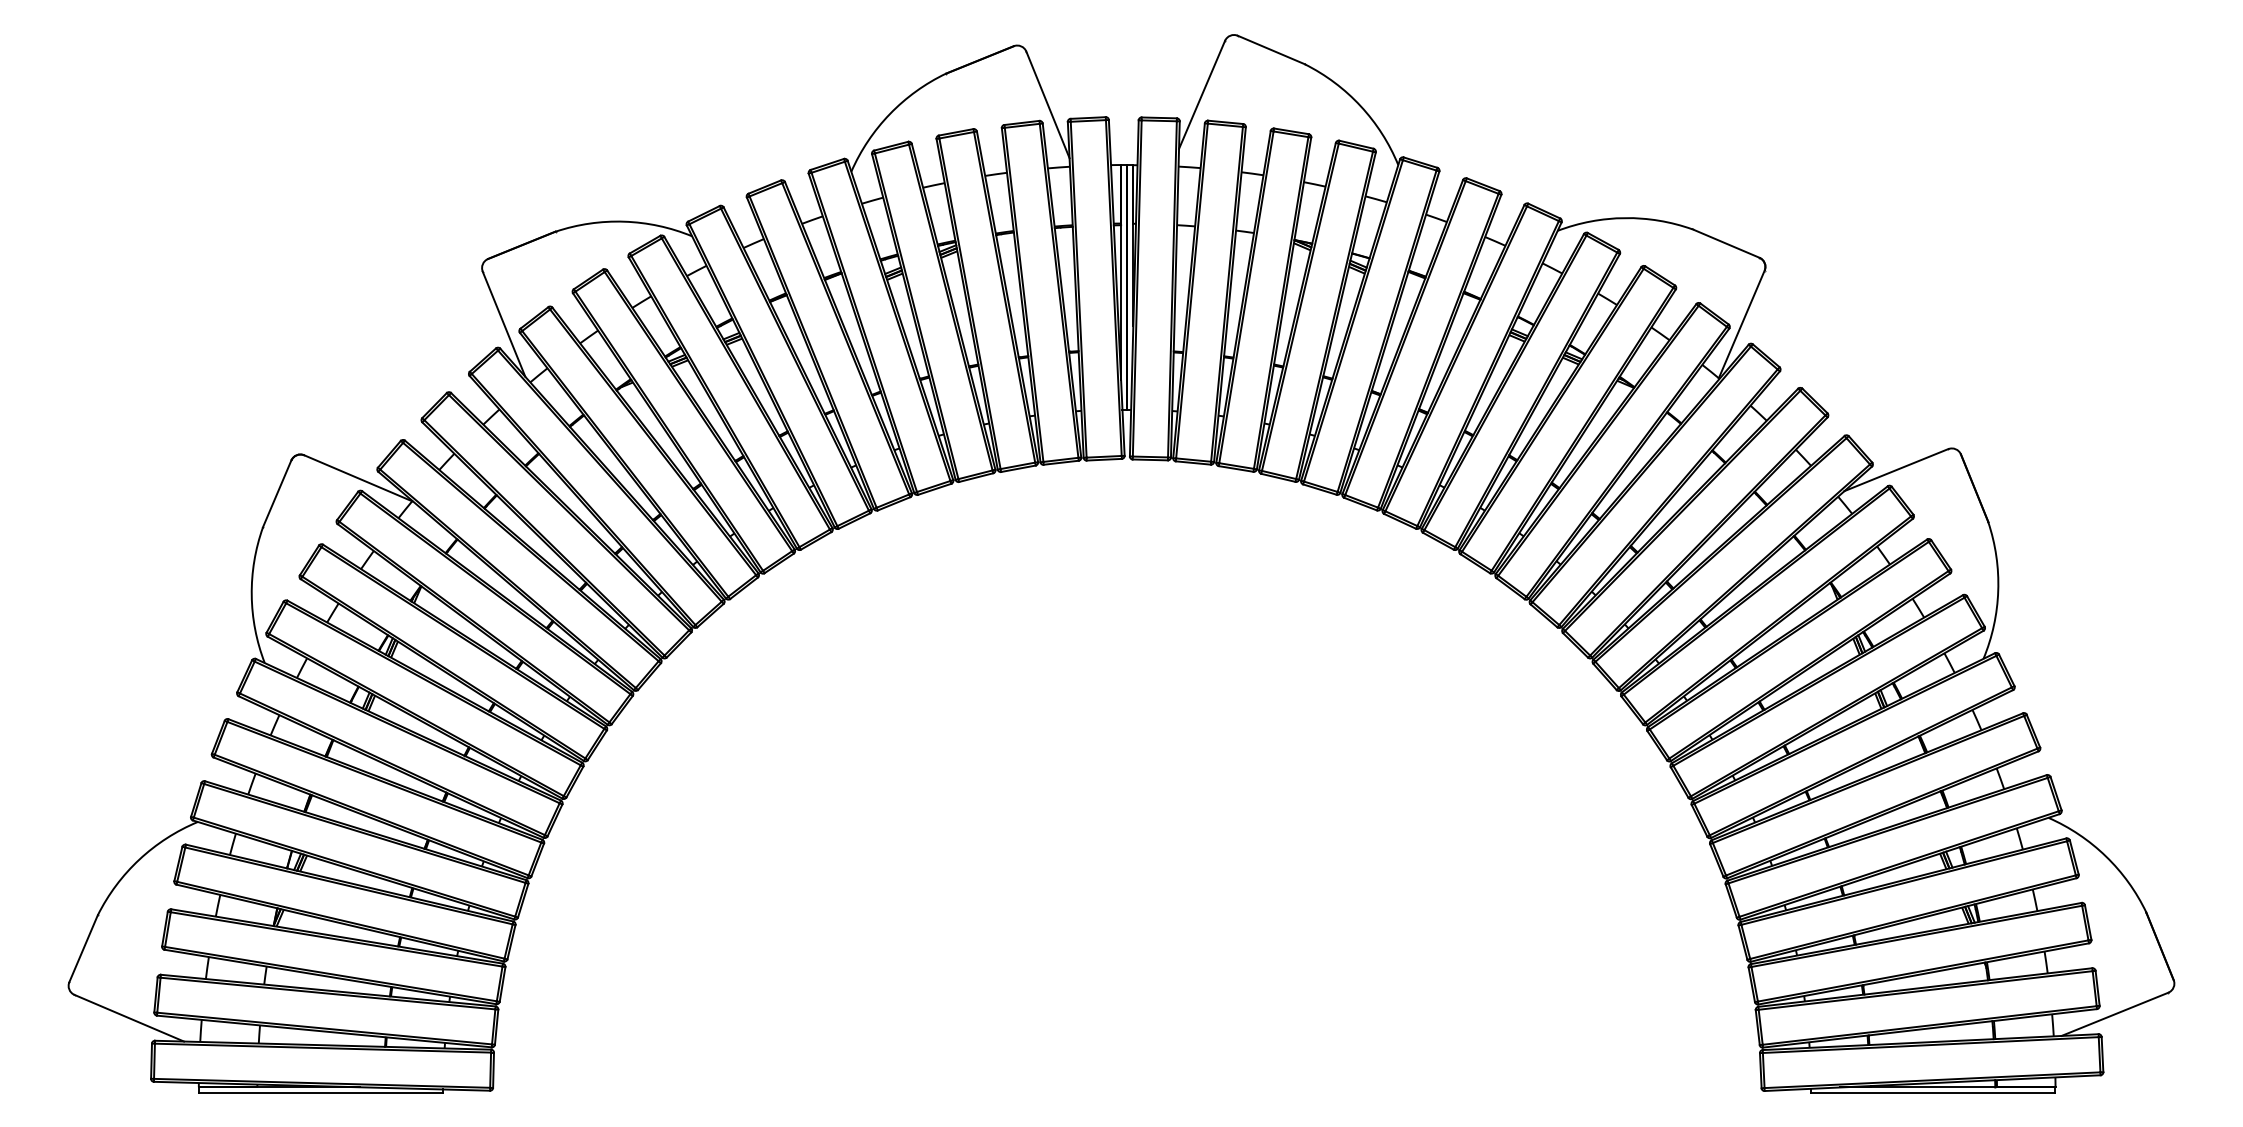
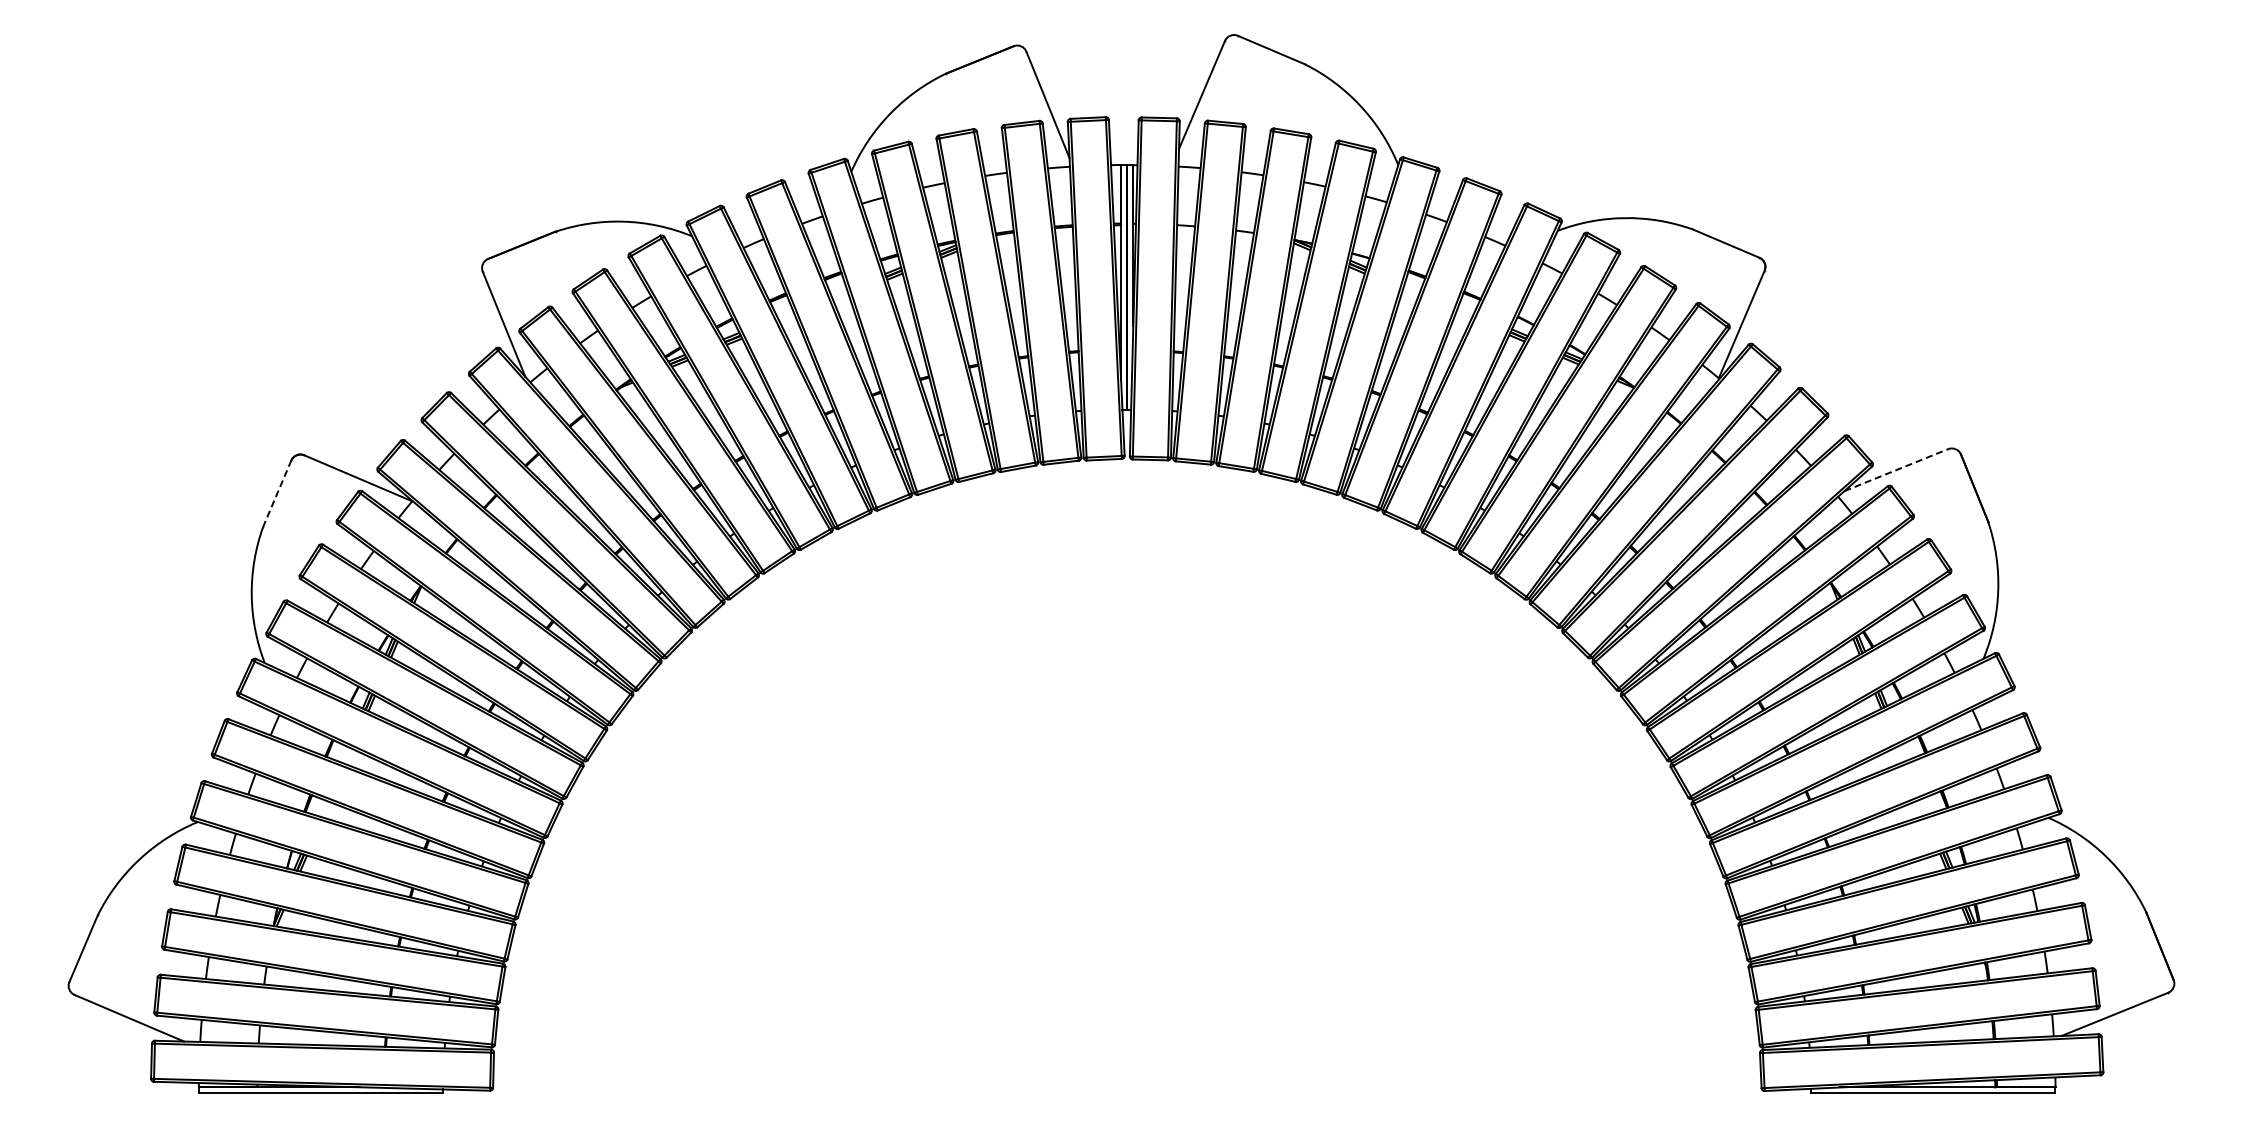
line: solid -> dashed (1896, 470)
line: solid -> dashed (277, 493)
